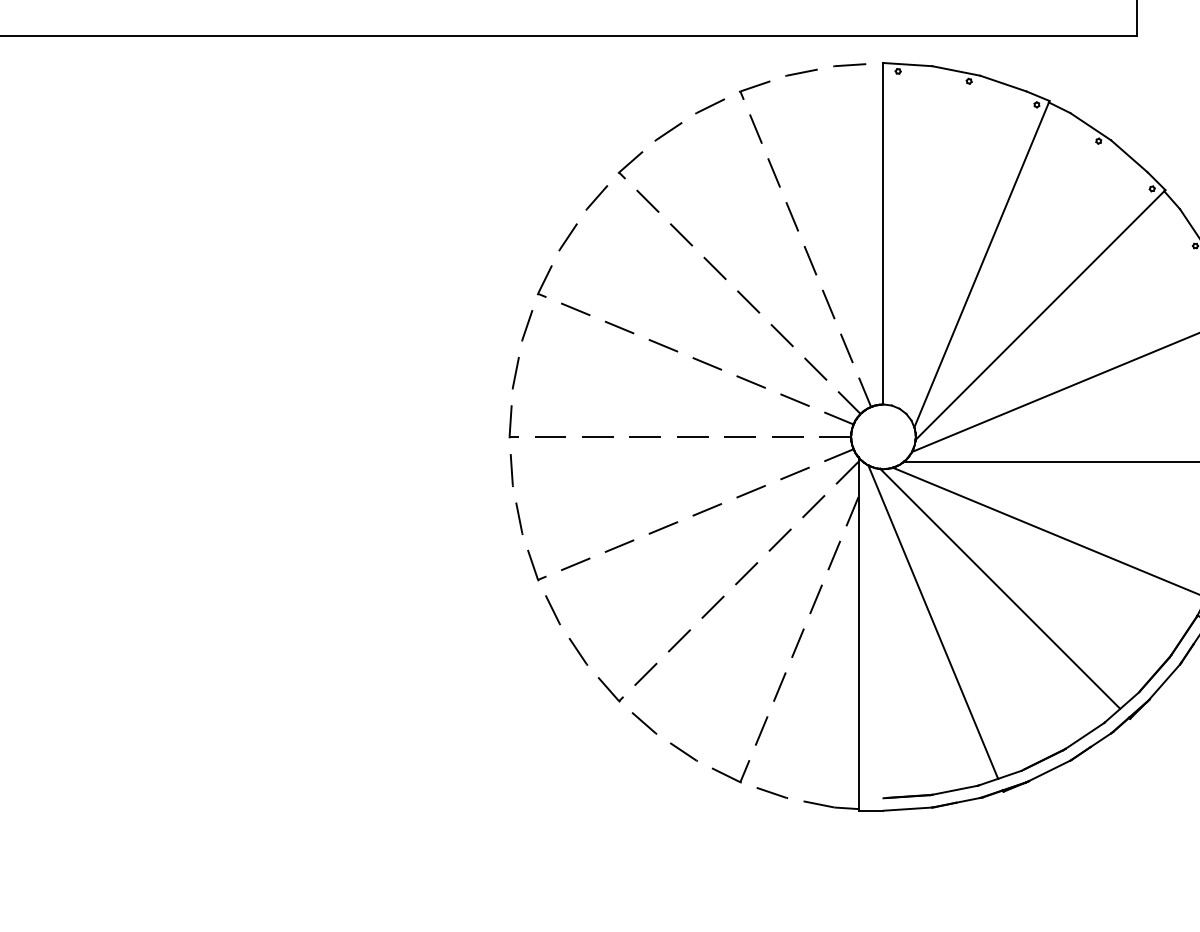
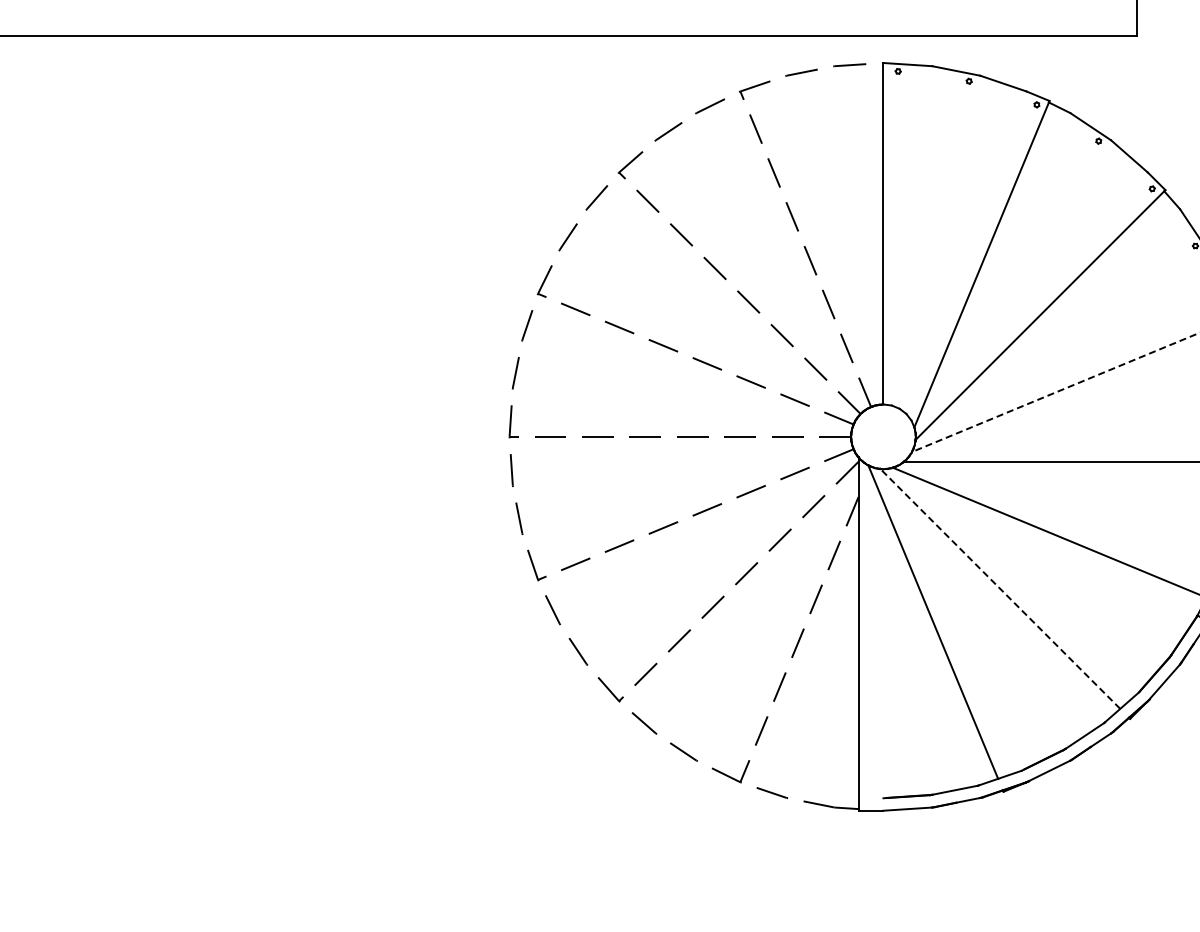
line: solid -> dashed (1055, 392)
line: solid -> dashed (1000, 588)
